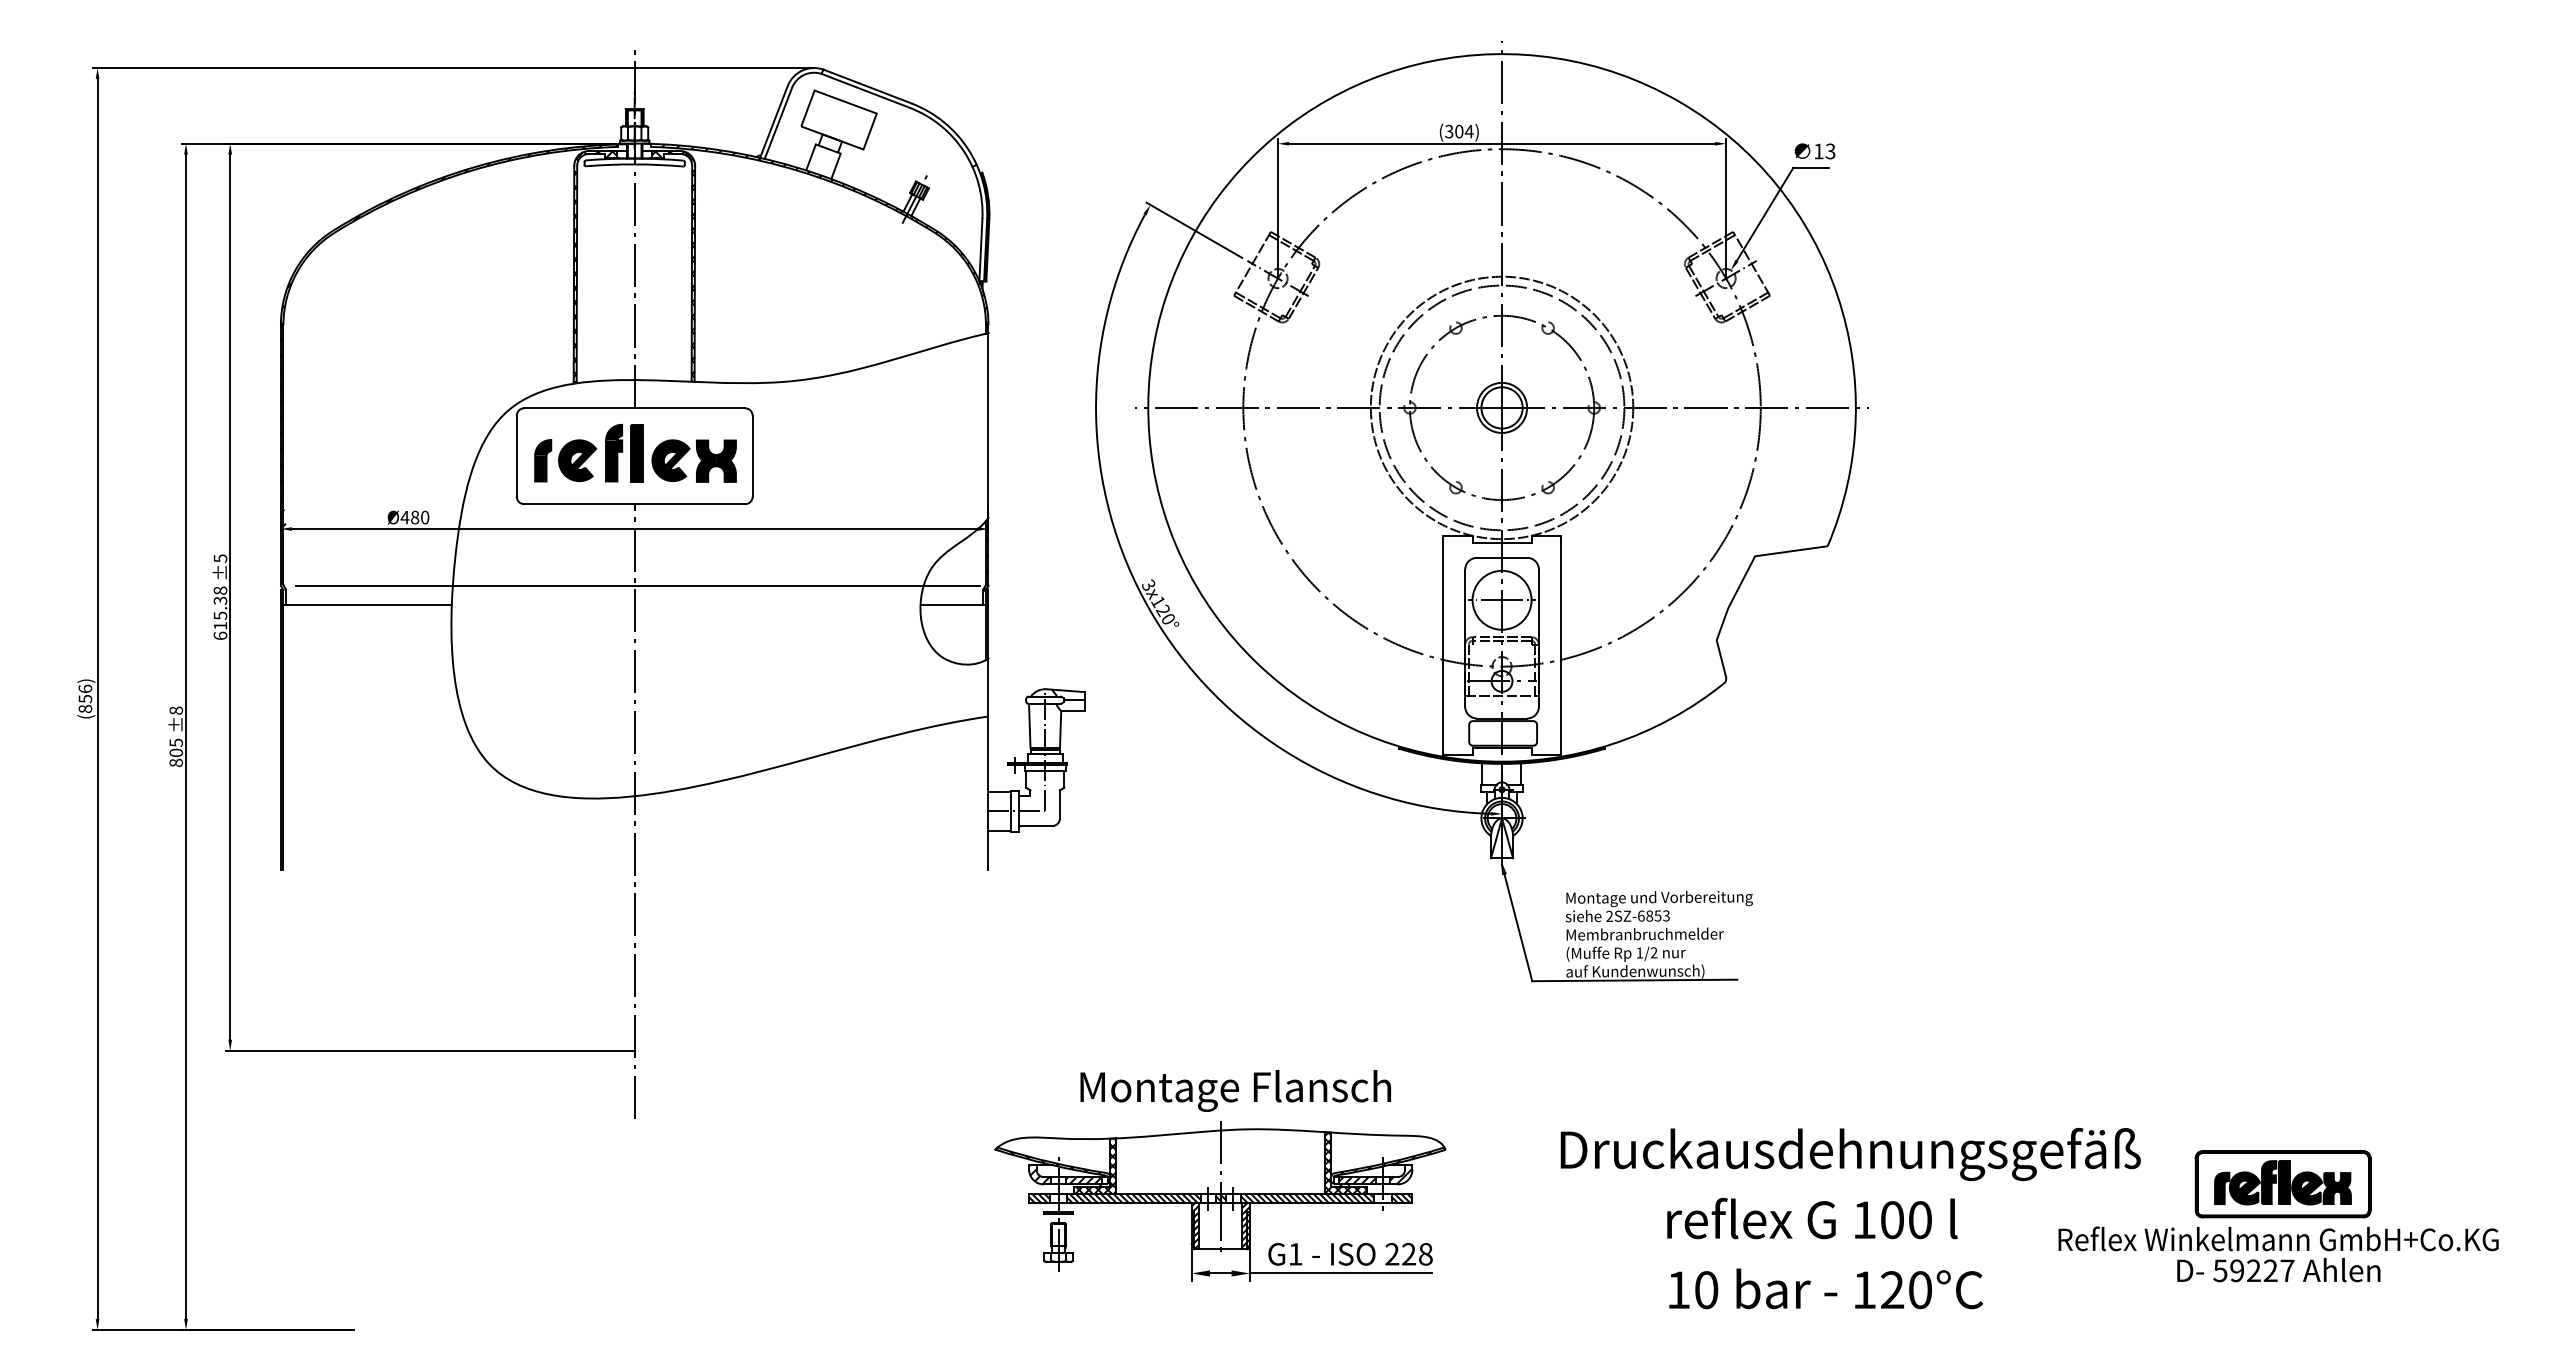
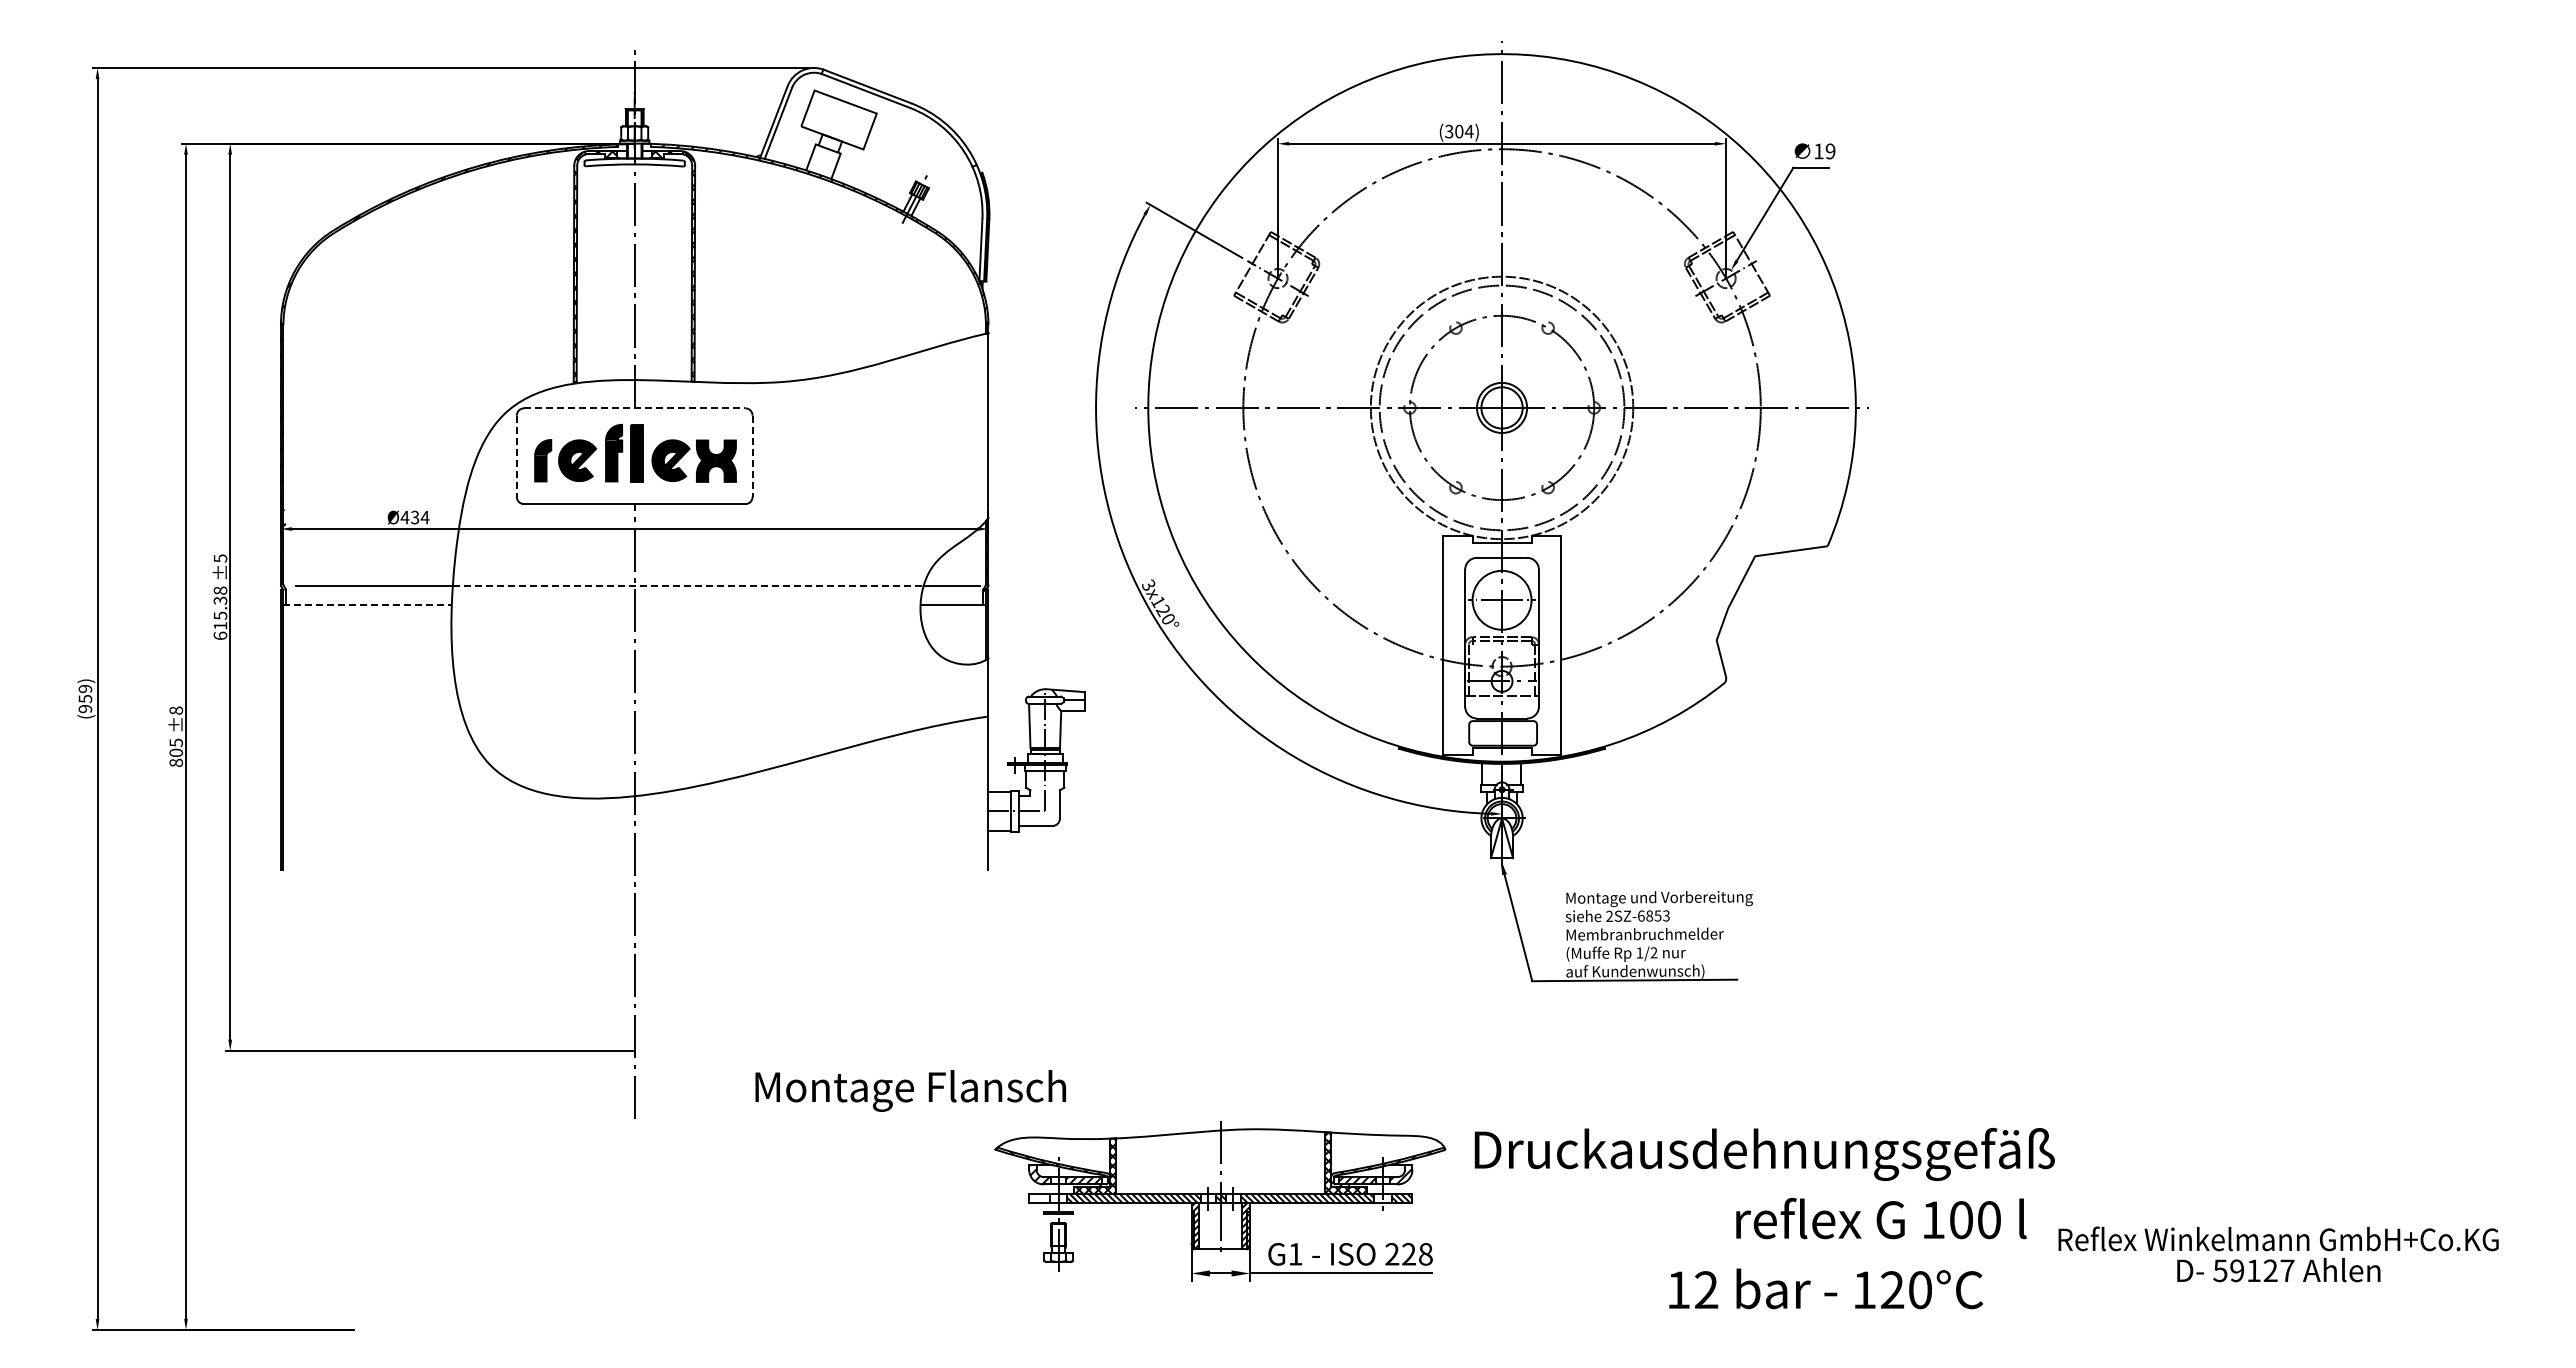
text: 13 -> 19 (1830, 151)
line: solid -> dashed (634, 408)
line: solid -> dashed (516, 456)
line: solid -> dashed (752, 456)
text: Ø480 -> Ø434 (419, 517)
line: solid -> dashed (688, 586)
line: solid -> dashed (368, 604)
text: (856) -> (959) (85, 698)
text position: (1235, 1090) -> (910, 1090) (910, 1090)
text position: (1850, 1154) -> (1764, 1154) (1764, 1154)
part: present -> none (2282, 1184)
hatch: present -> none (1039, 1198)
text position: (1812, 1218) -> (1881, 1218) (1881, 1218)
text: 59227 -> 59127 (2253, 1270)
text: 10 -> 12 (1706, 1290)
